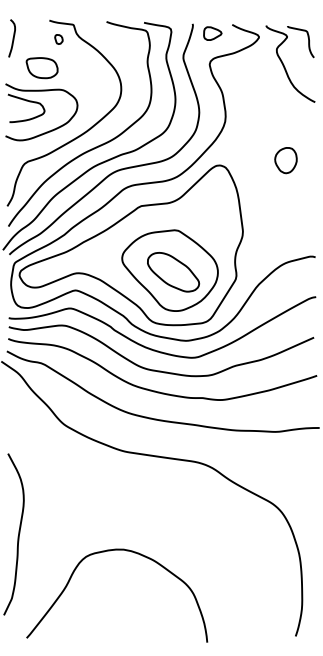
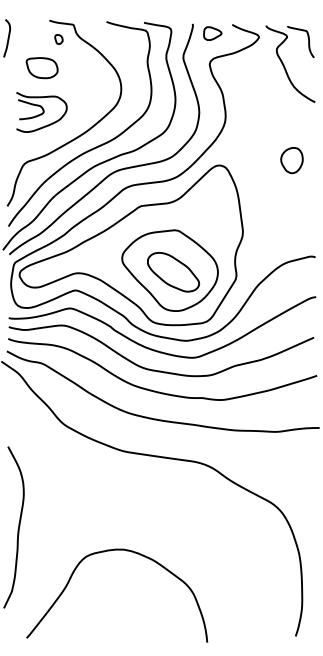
curve position: (12, 38) -> (7, 38) (7, 38)
part size: 74x59 px -> 52x41 px (41, 112)
part position: (285, 160) -> (291, 160) (291, 160)
curve position: (17, 536) -> (17, 529) (17, 529)
